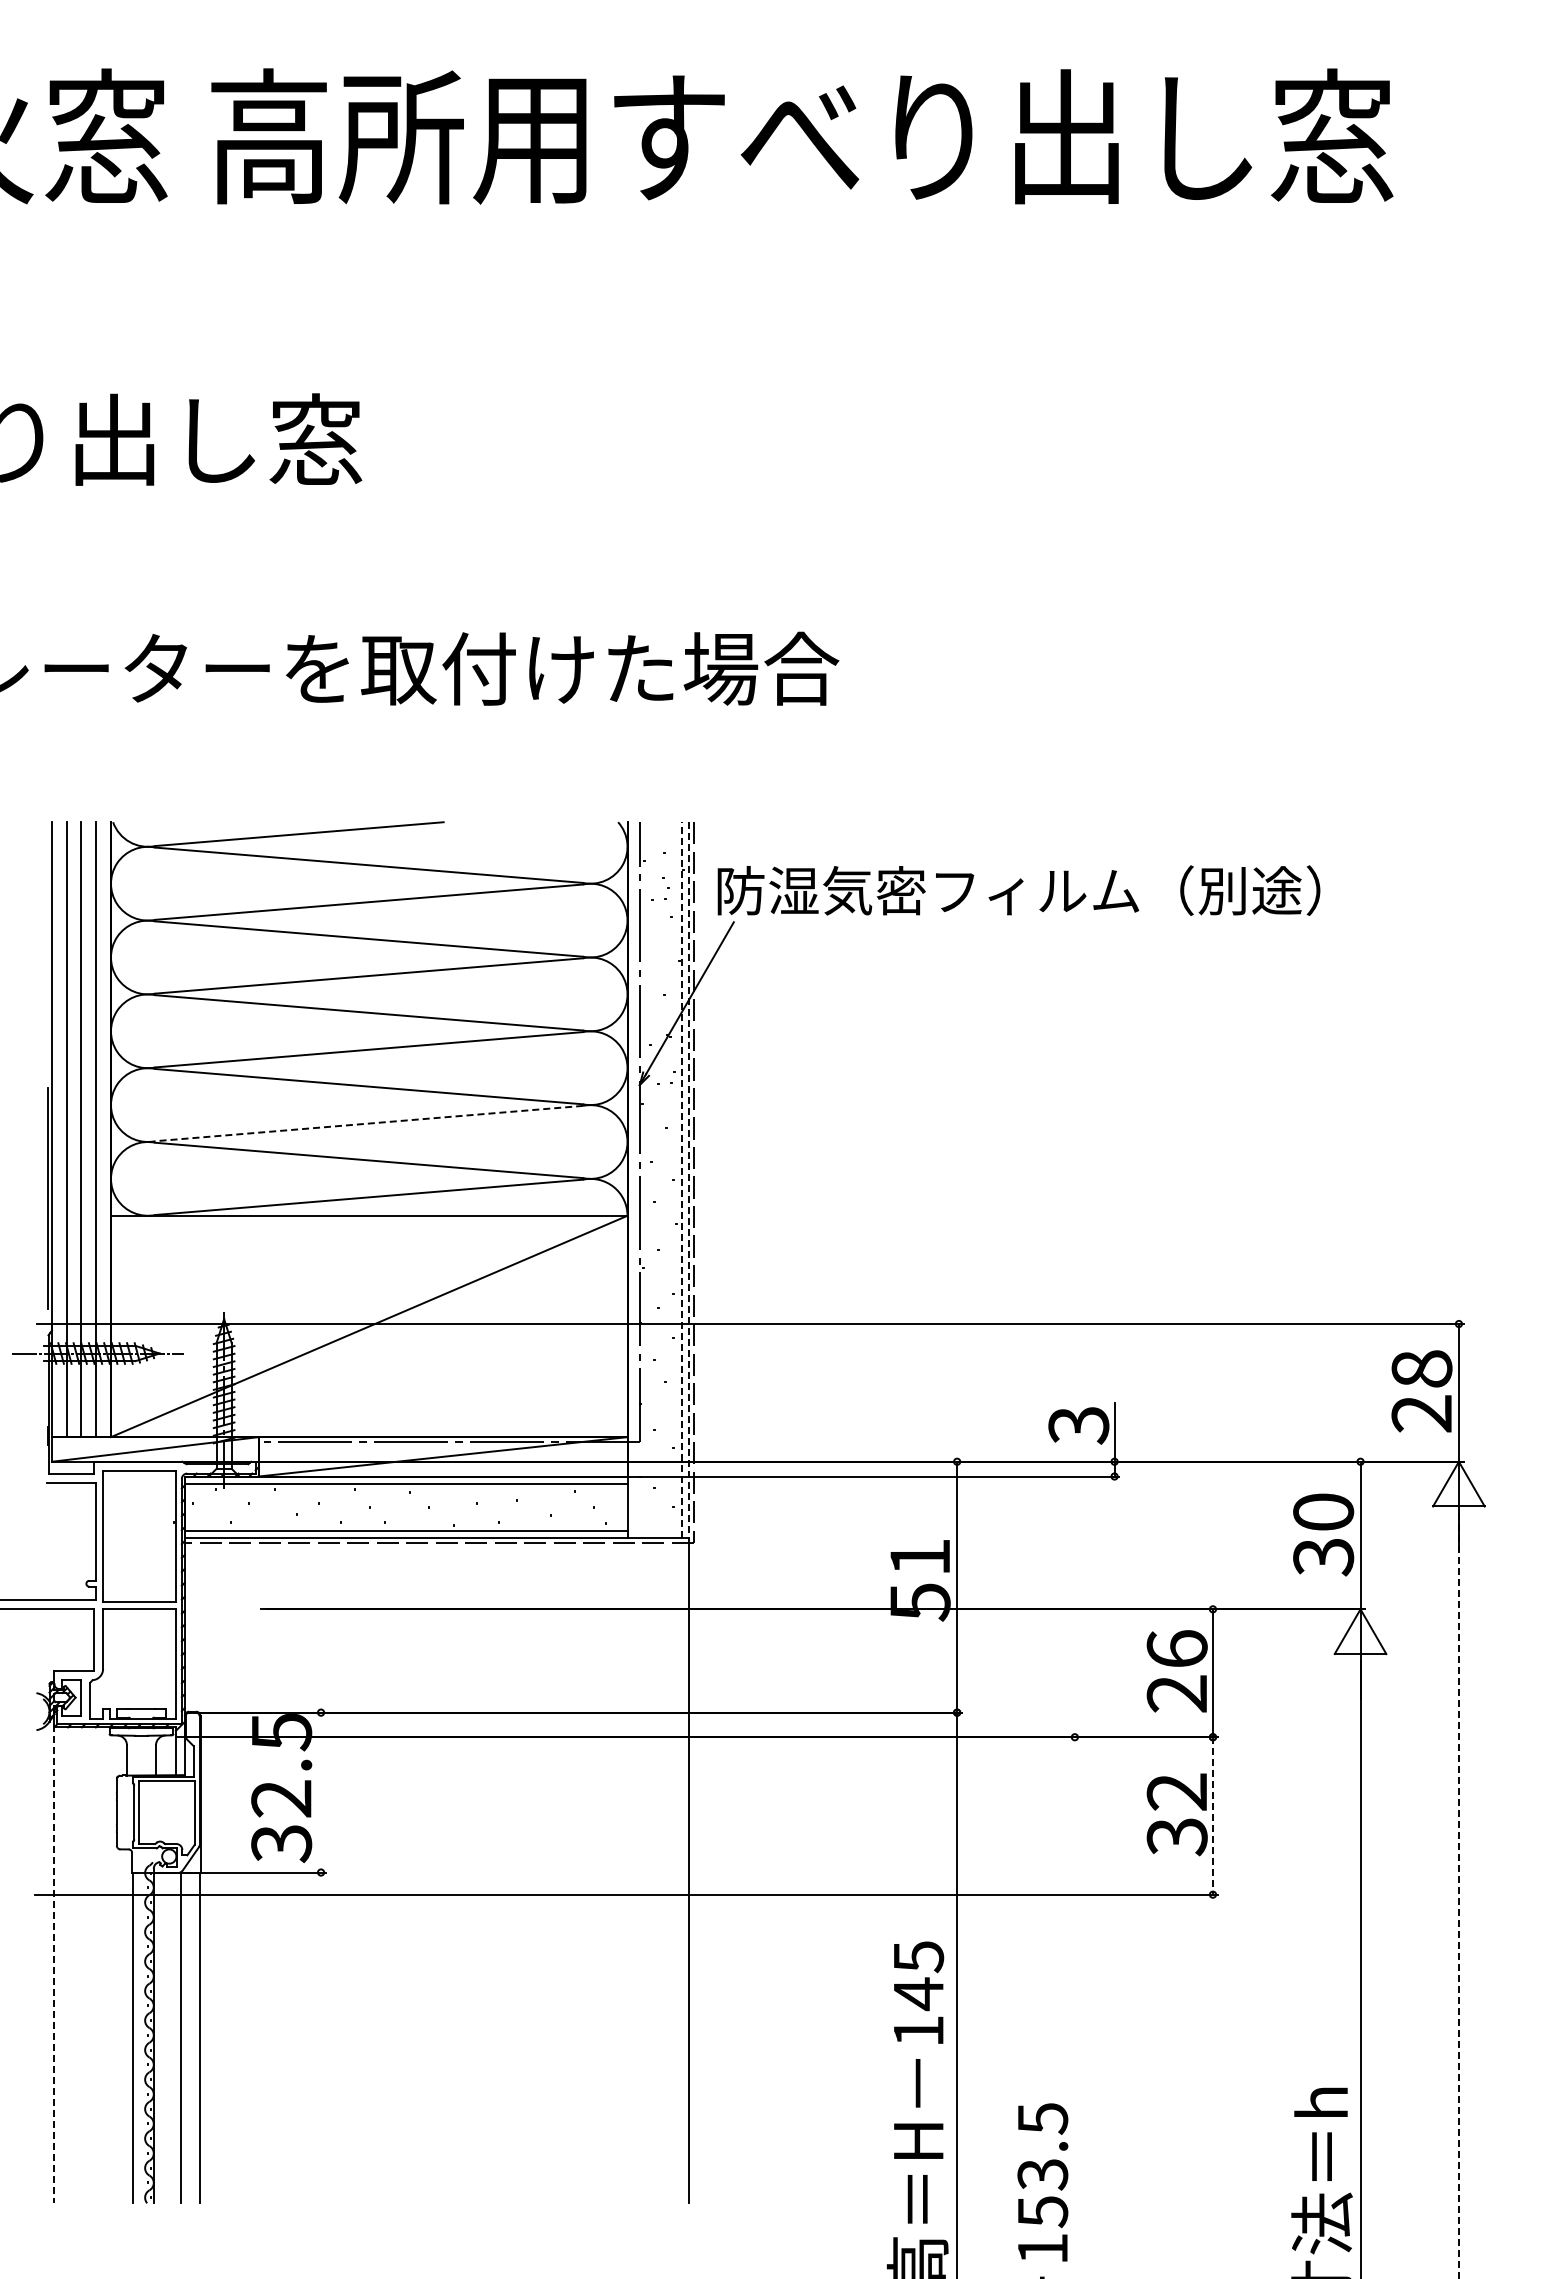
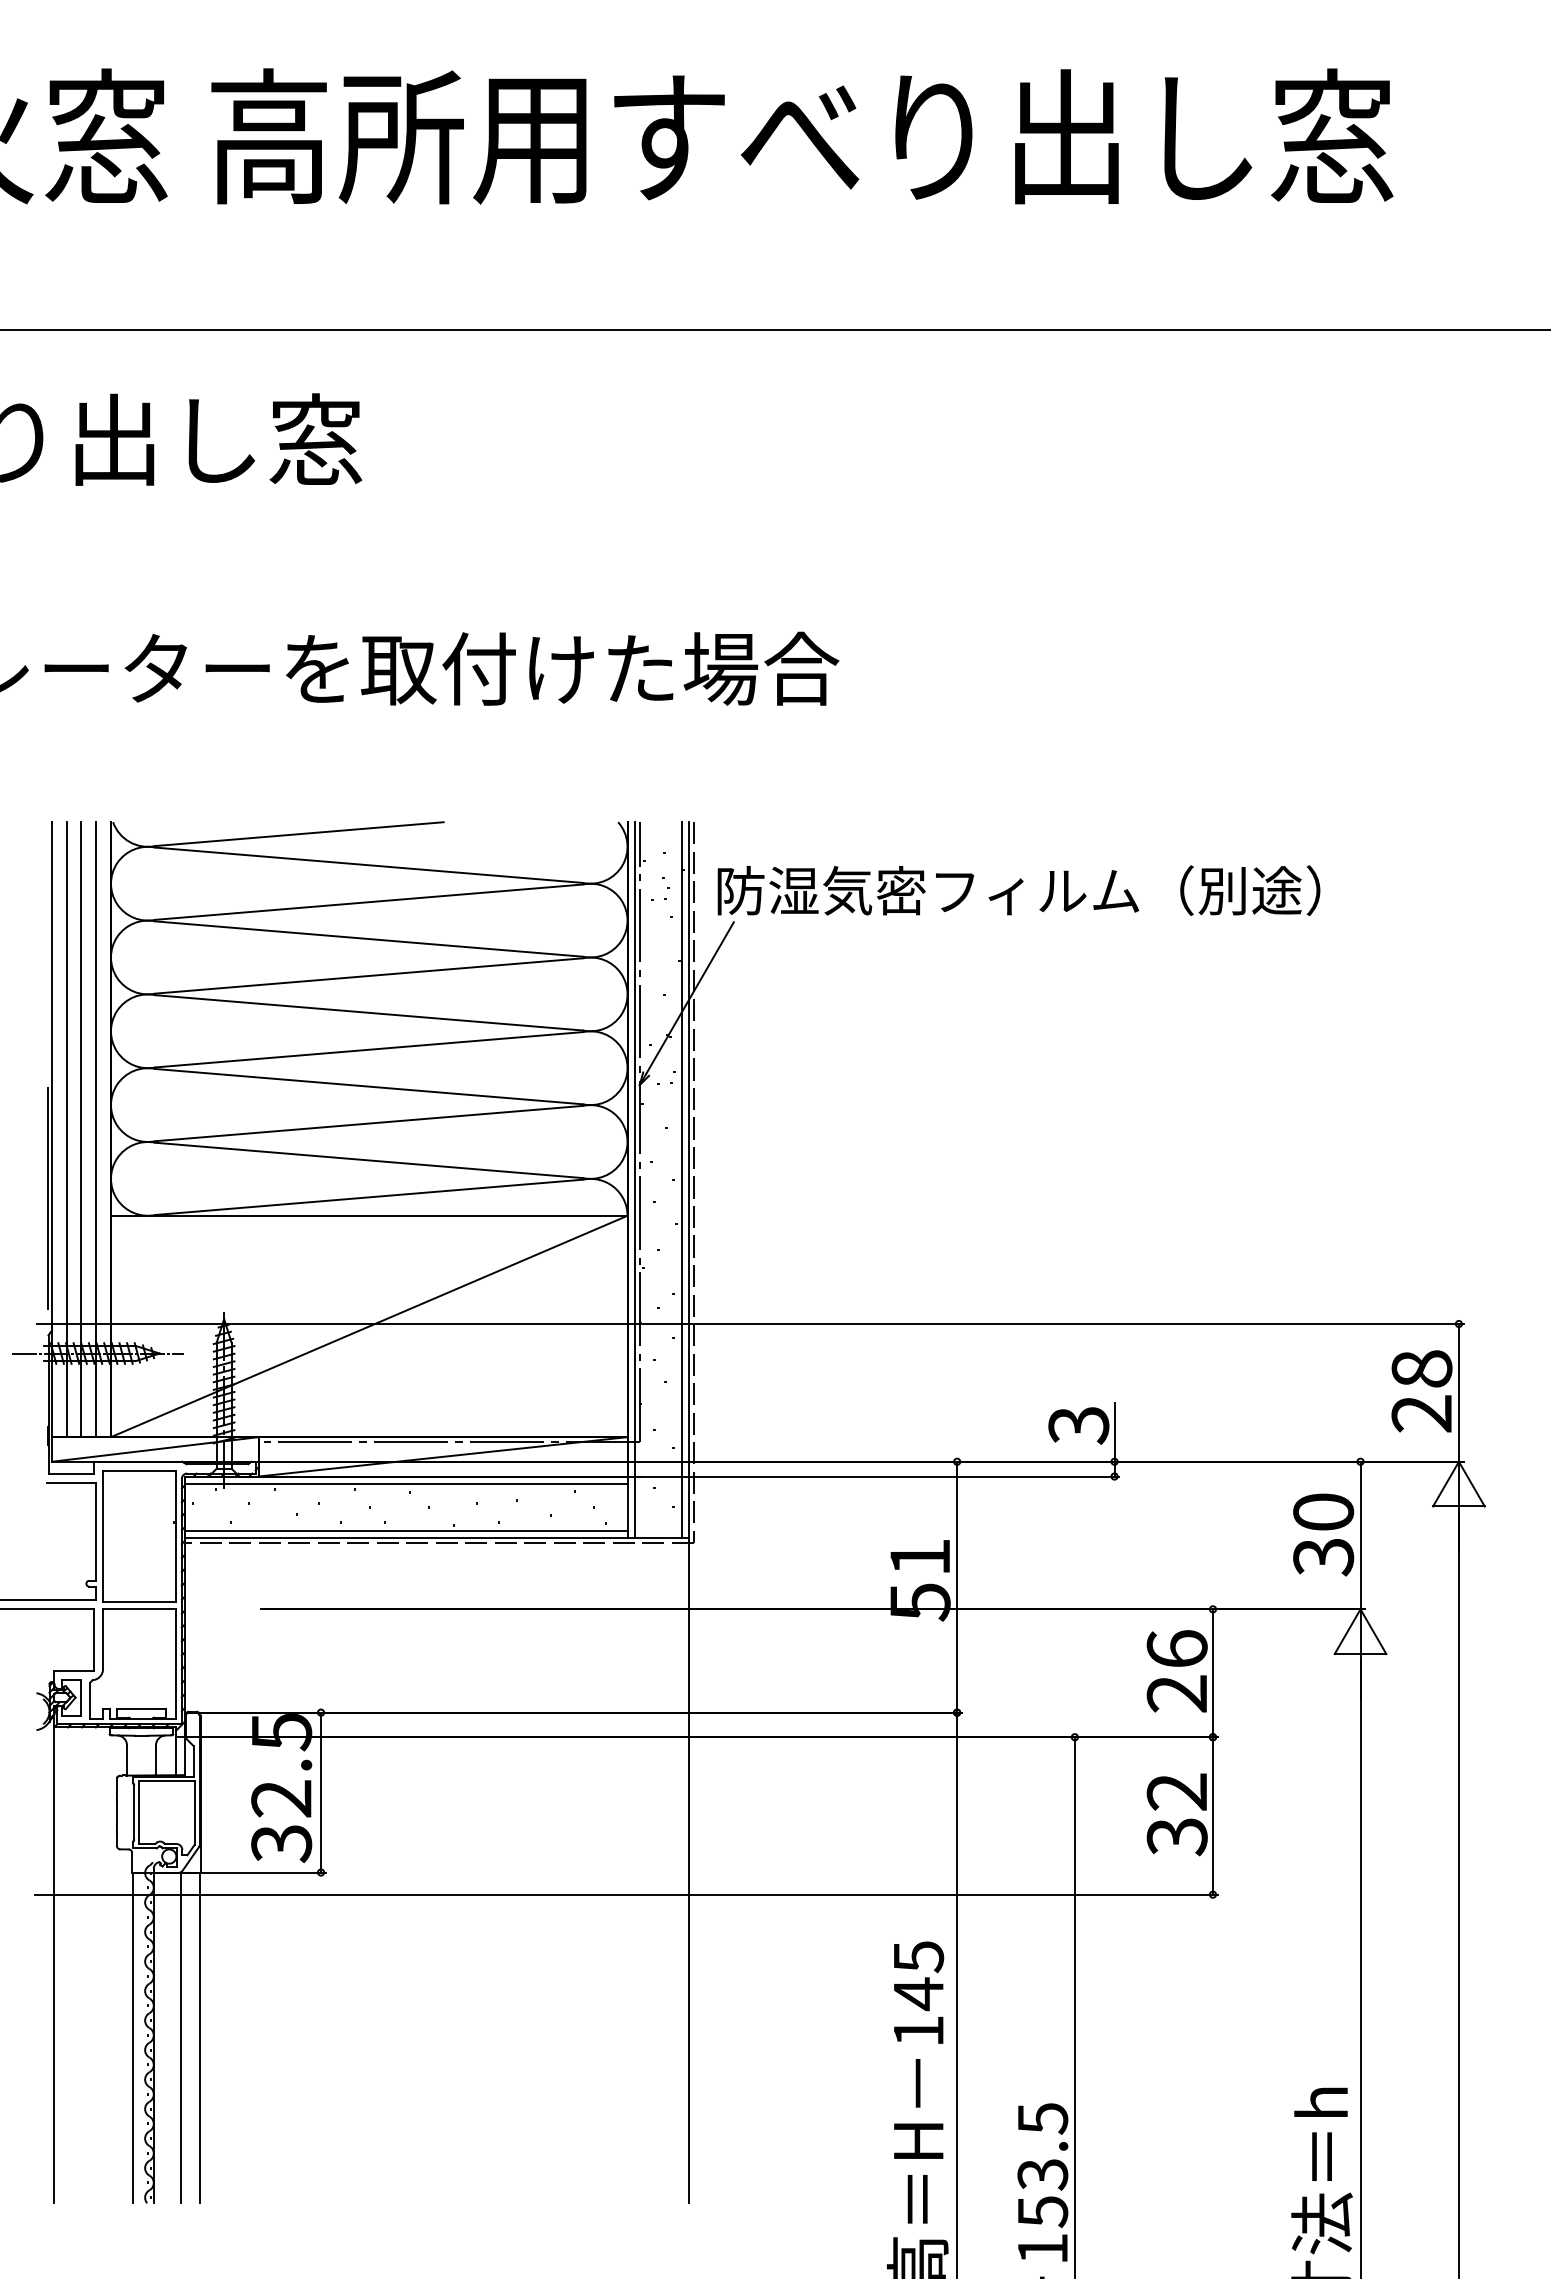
line: none -> present (774, 330)
line: dashed -> solid (369, 1123)
line: none -> present (634, 1180)
line: dashed -> solid (681, 1180)
line: dashed -> solid (689, 1180)
line: none -> present (321, 1792)
line: dashed -> solid (1212, 1815)
line: dashed -> solid (1458, 1896)
line: dashed -> solid (54, 1964)
line: none -> present (1074, 2006)
